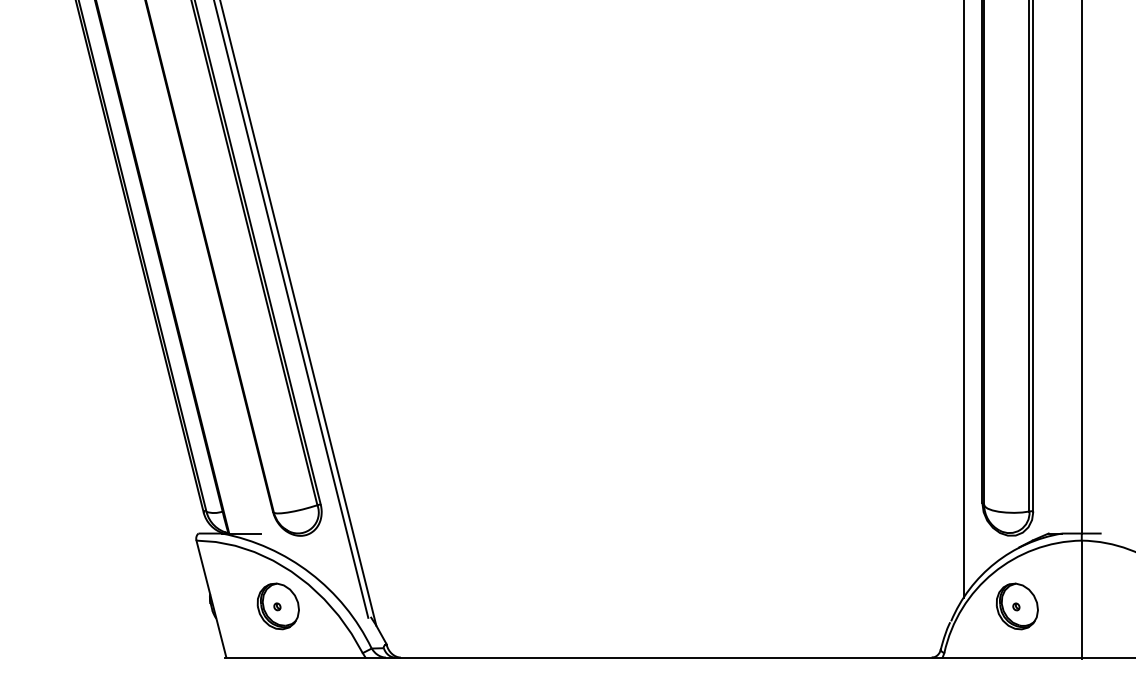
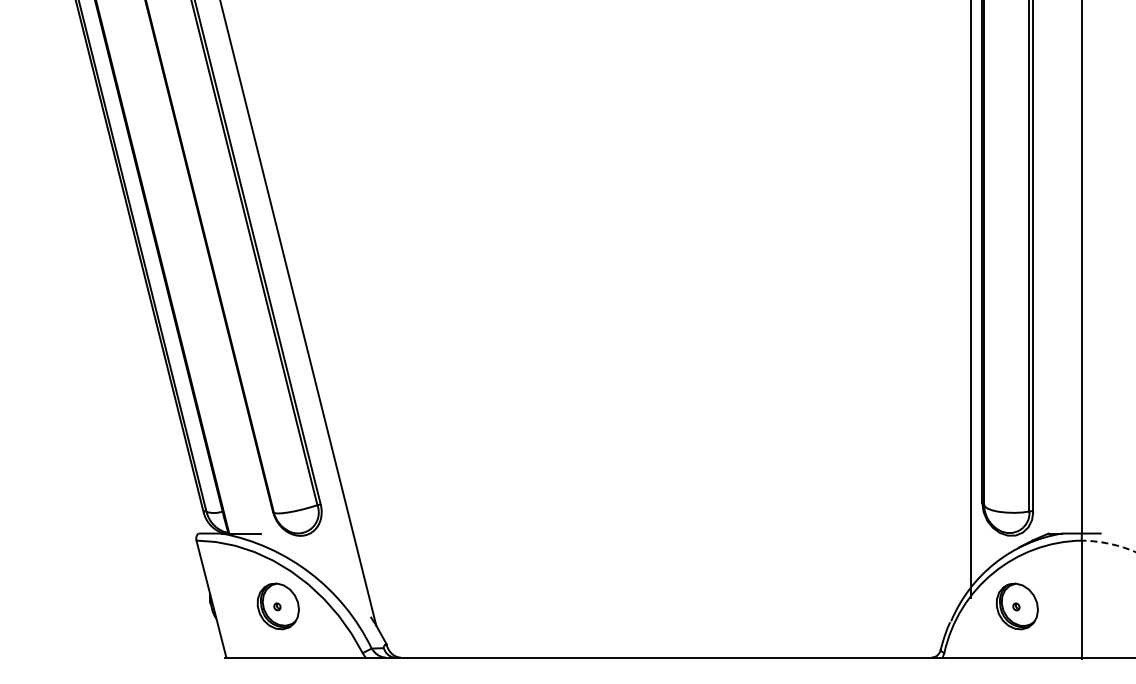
line position: (963, 300) -> (970, 300) (970, 300)
line: present -> none (291, 309)
arc: solid -> dashed (1108, 543)
